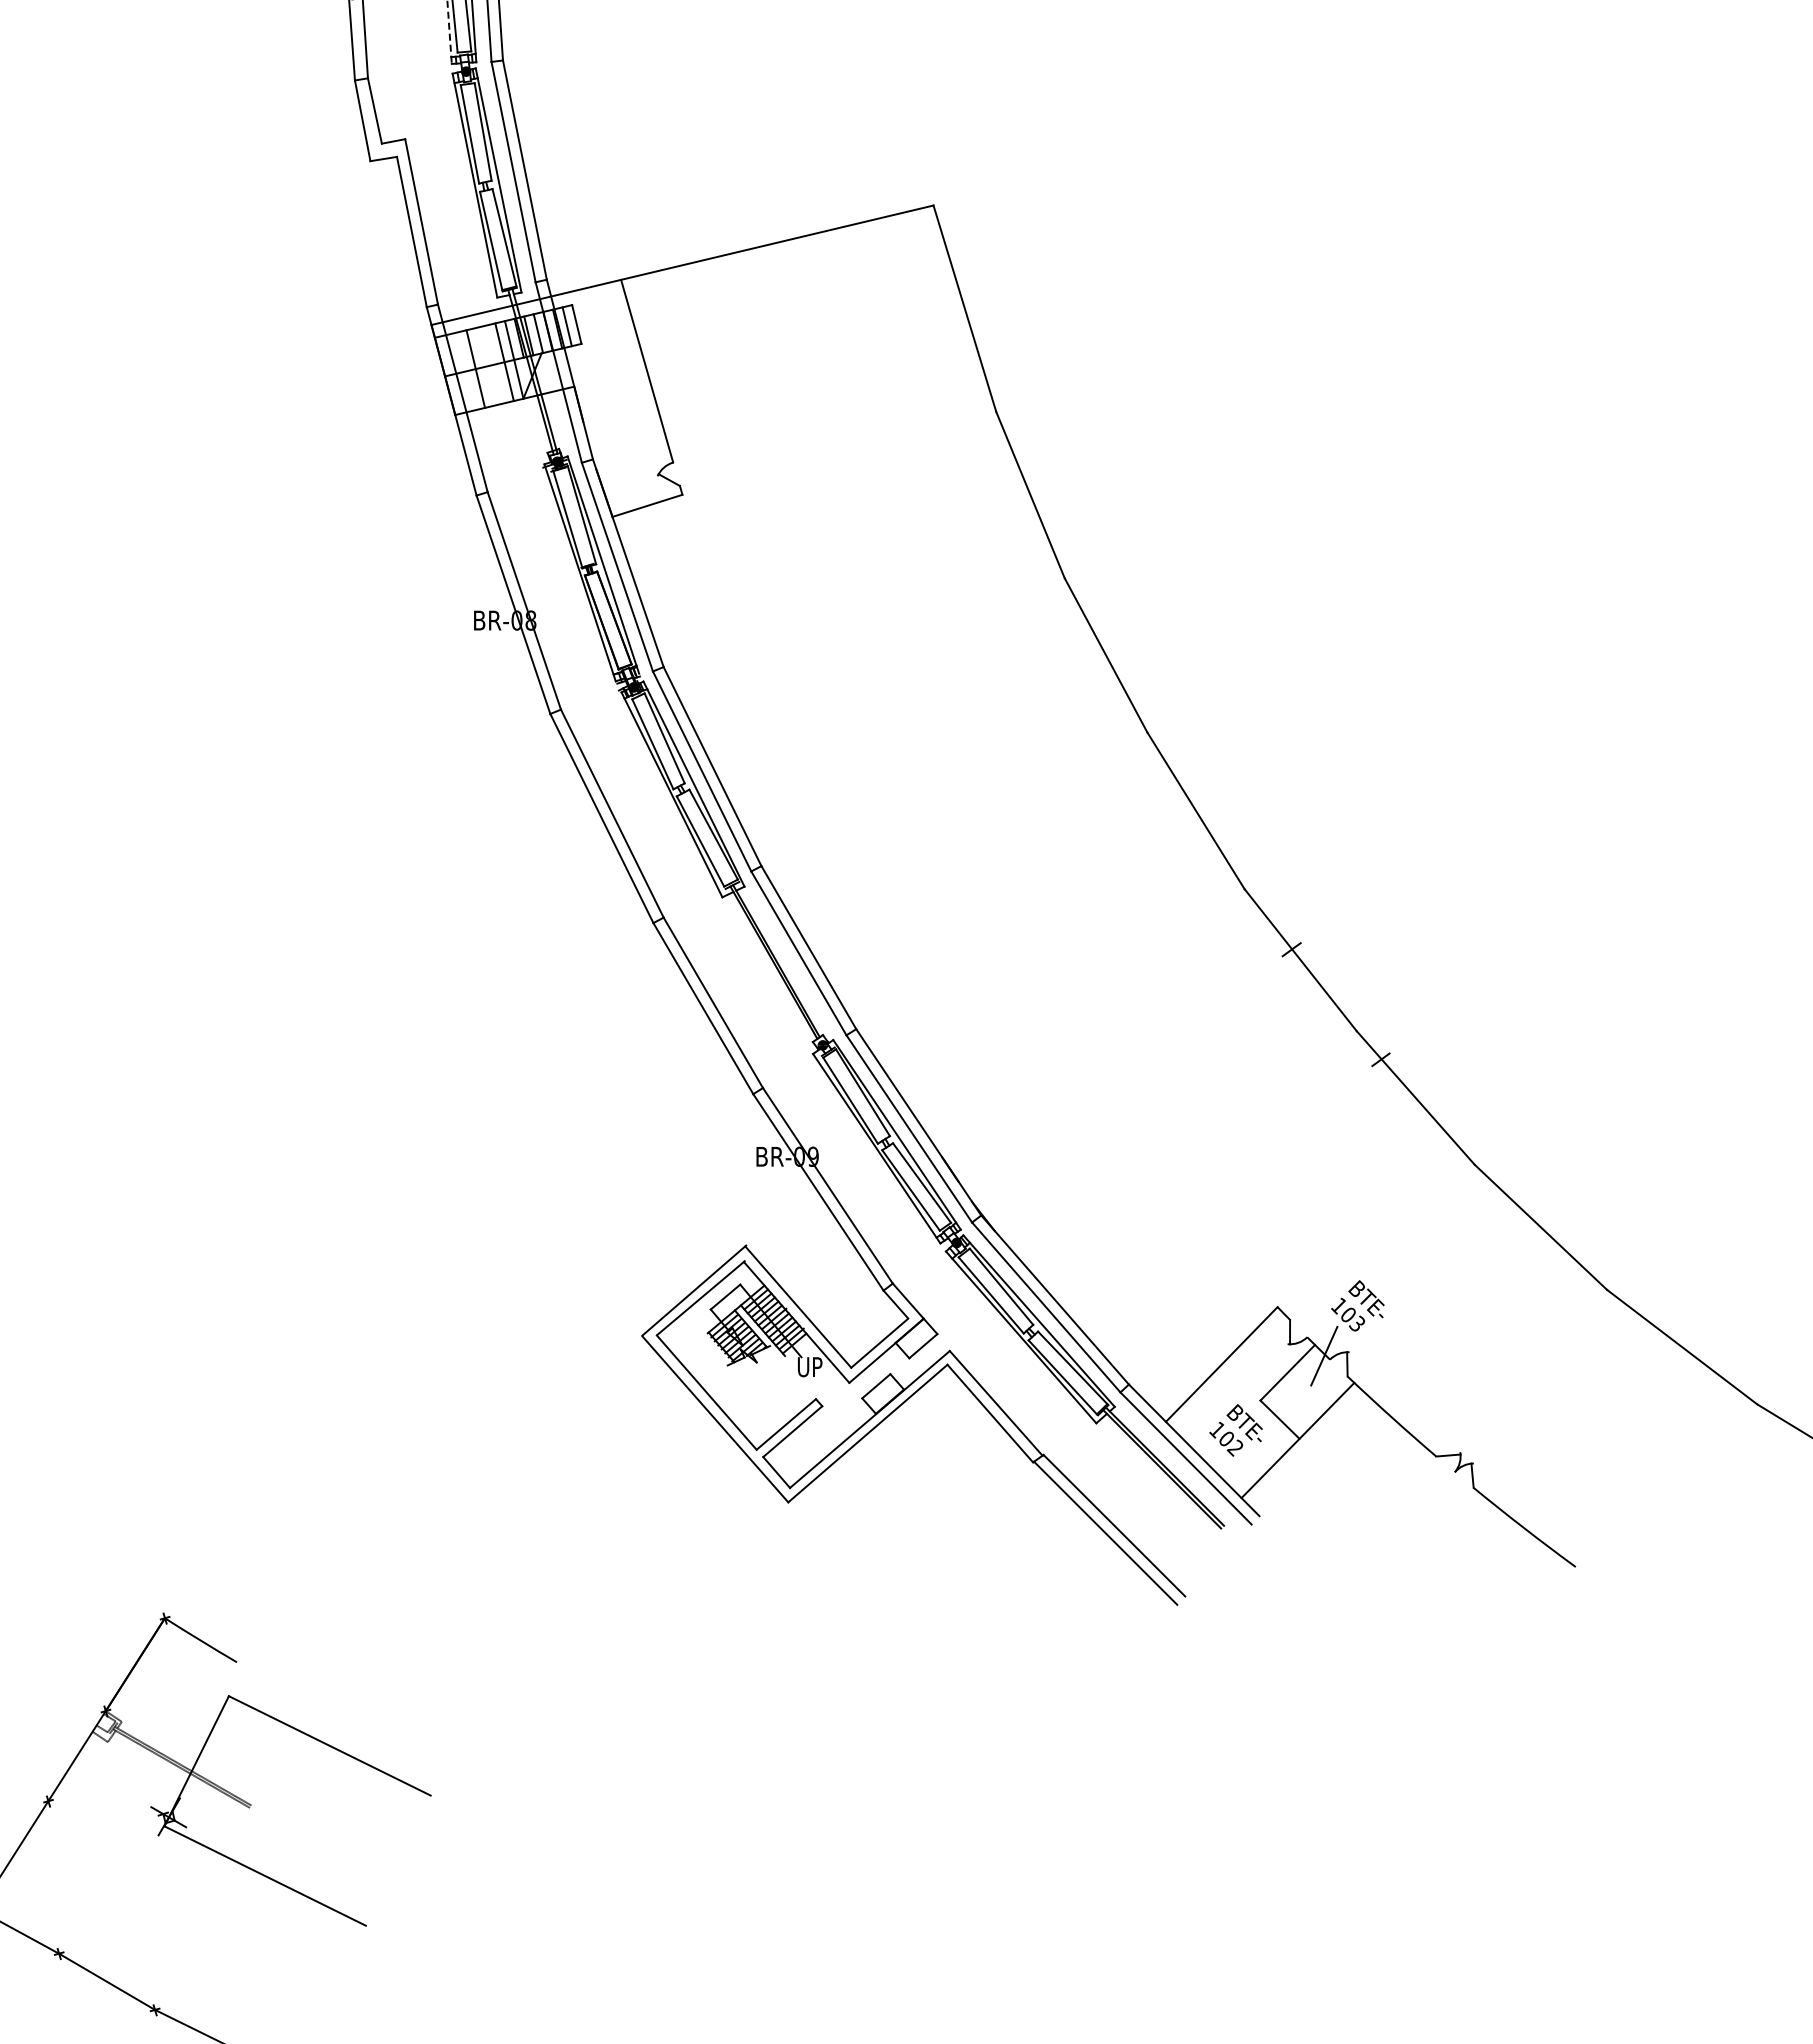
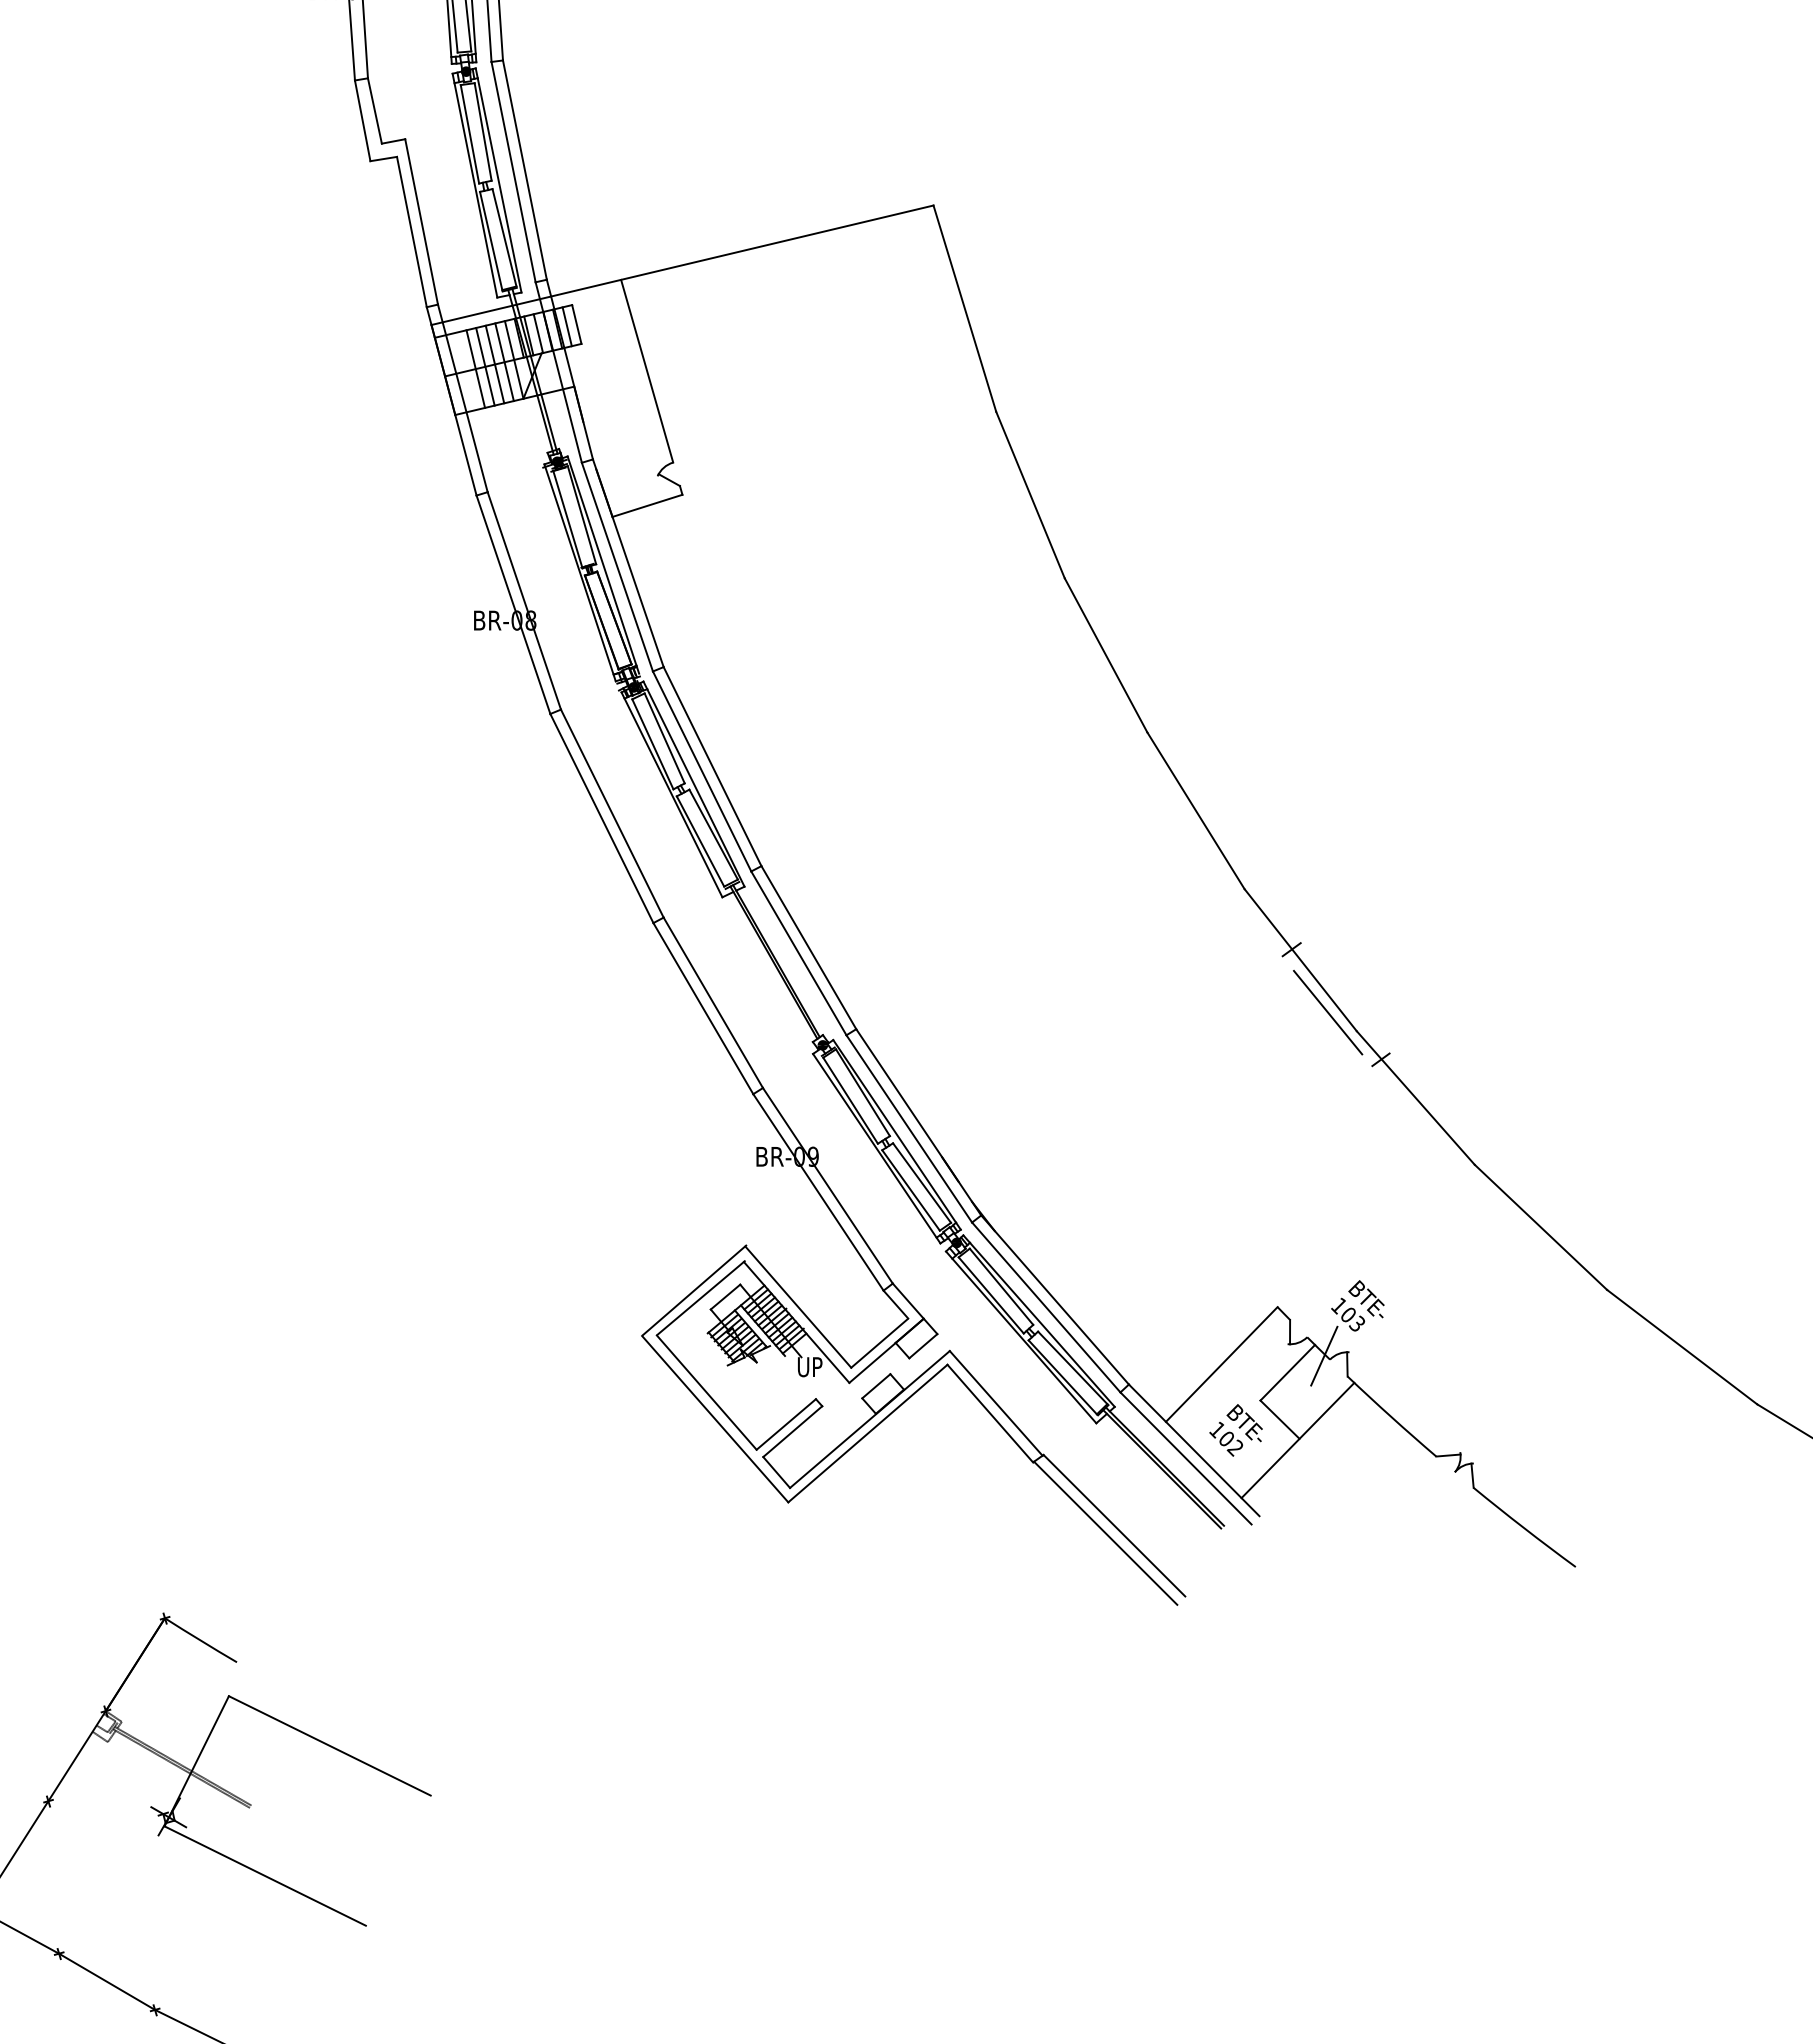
line: dashed -> solid (449, 32)
line: none -> present (494, 364)
line: none -> present (485, 366)
line: none -> present (1328, 1012)
